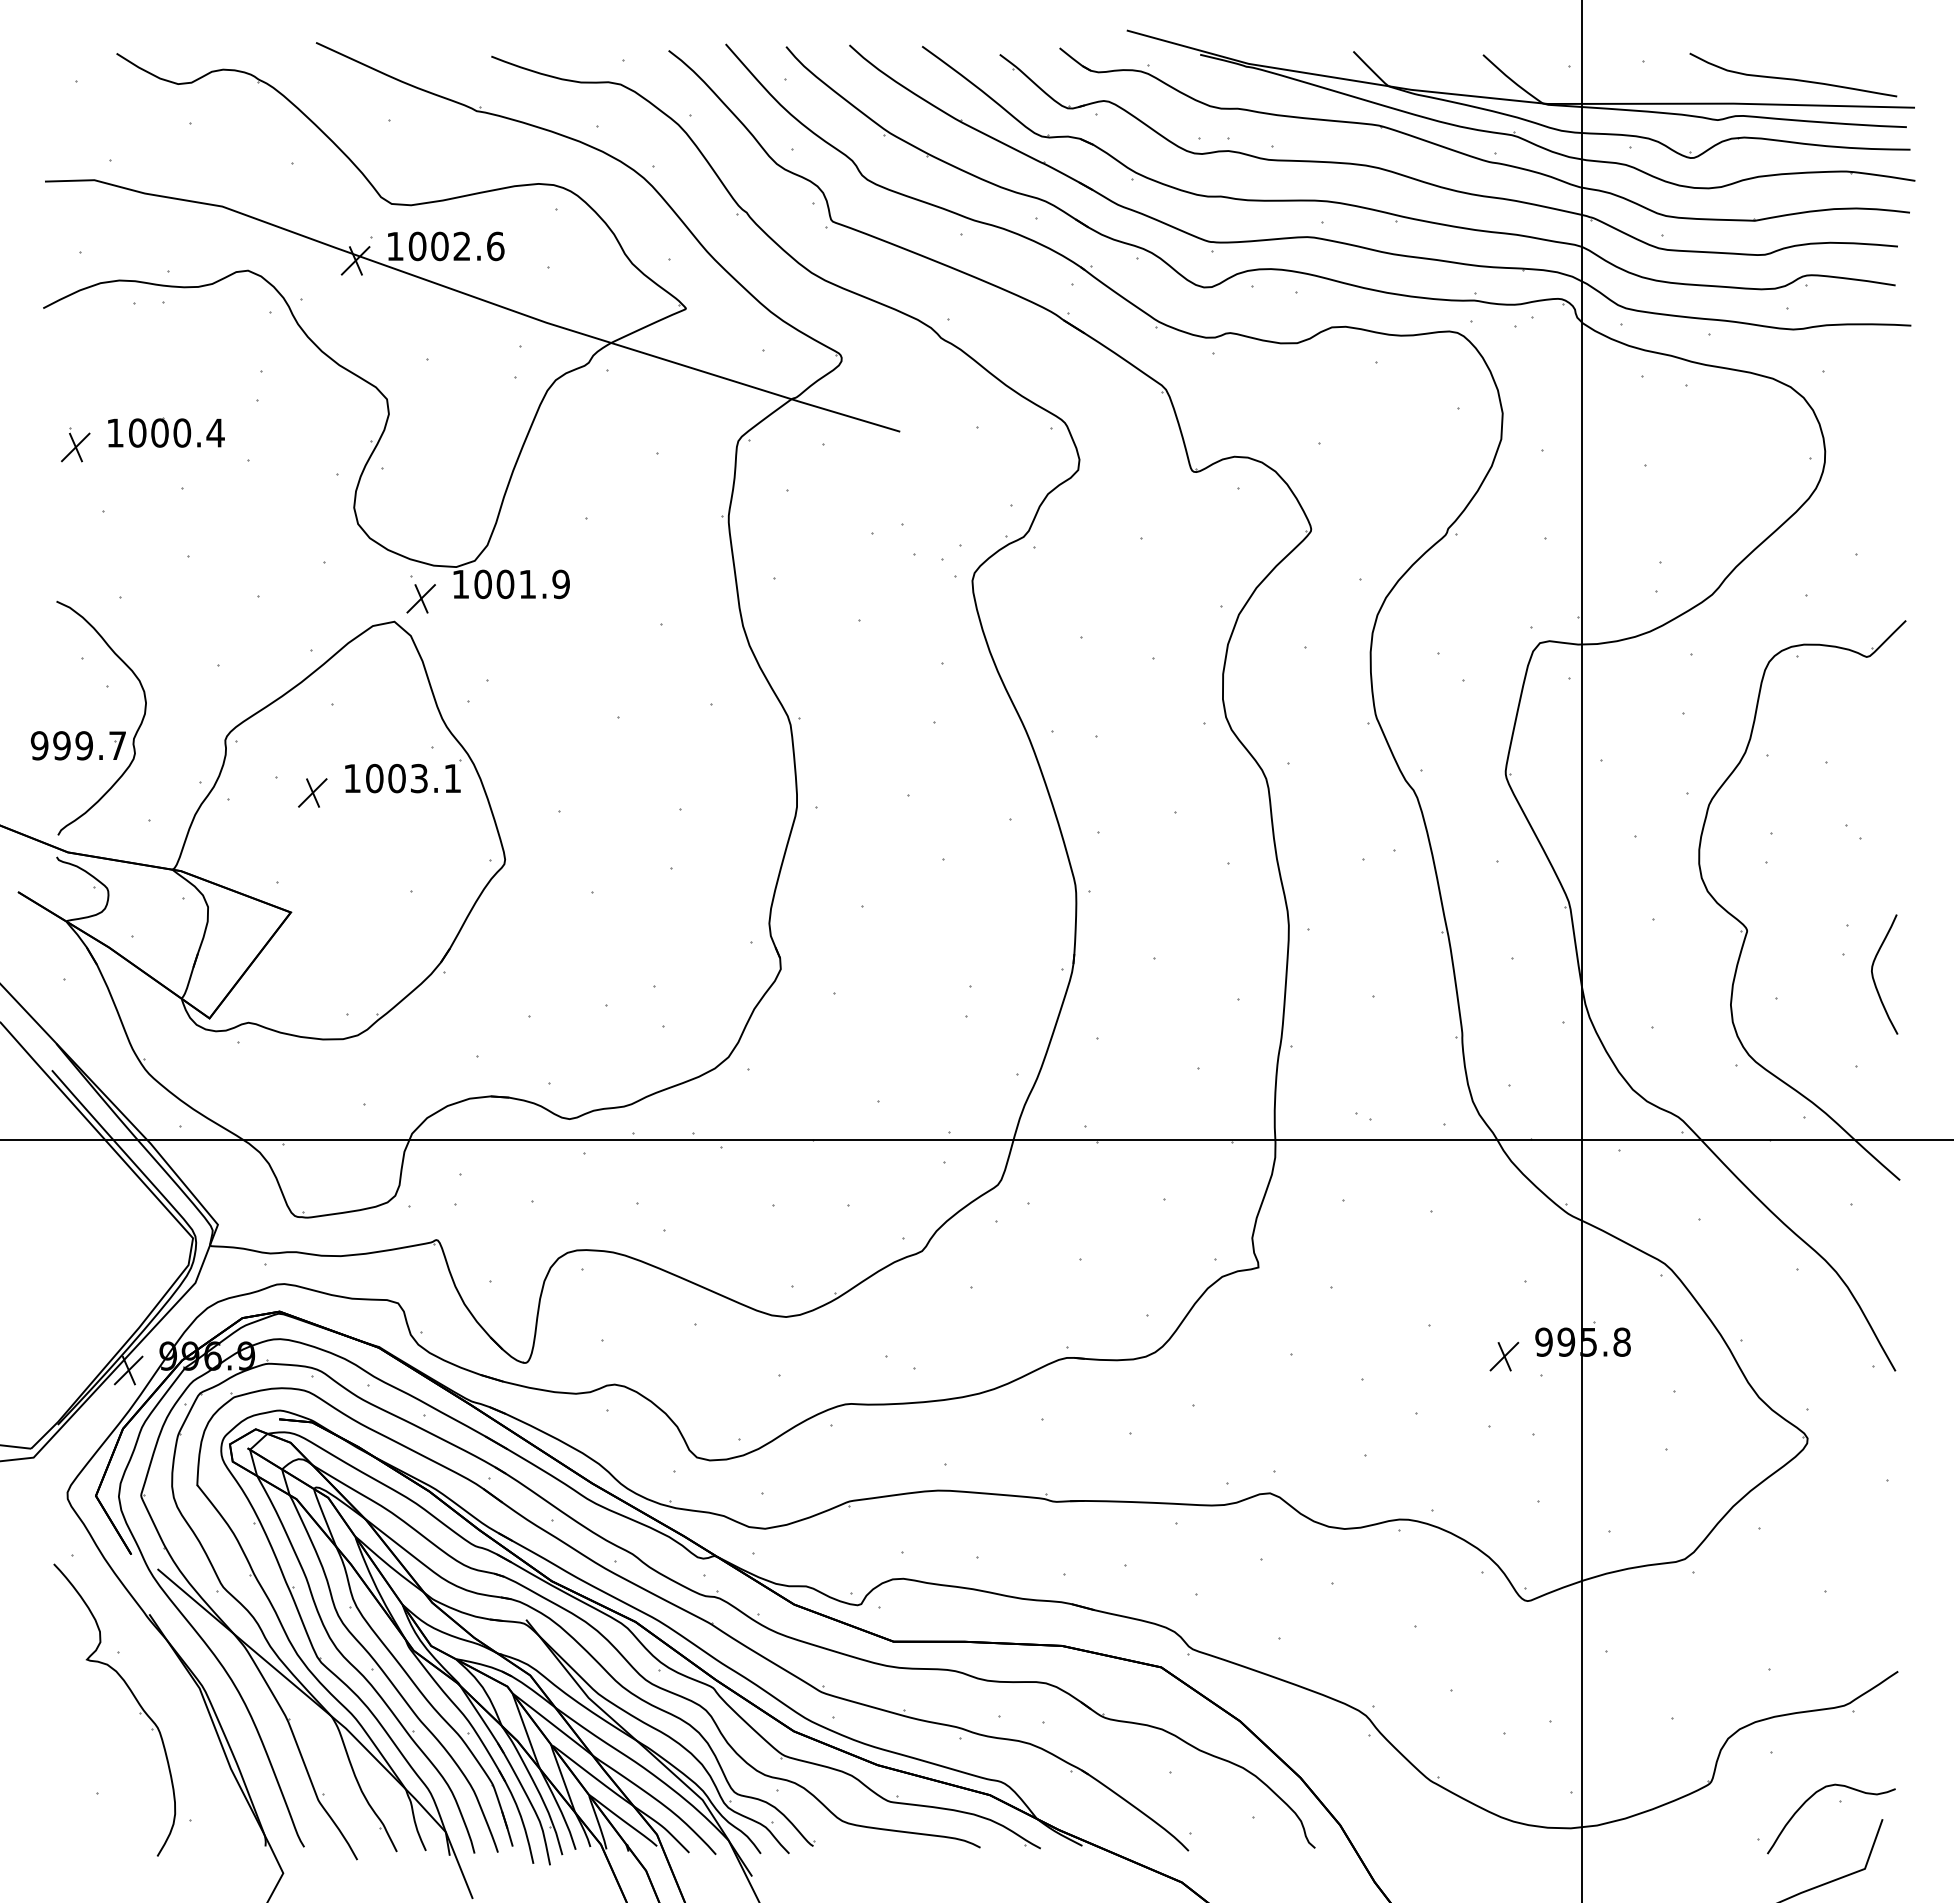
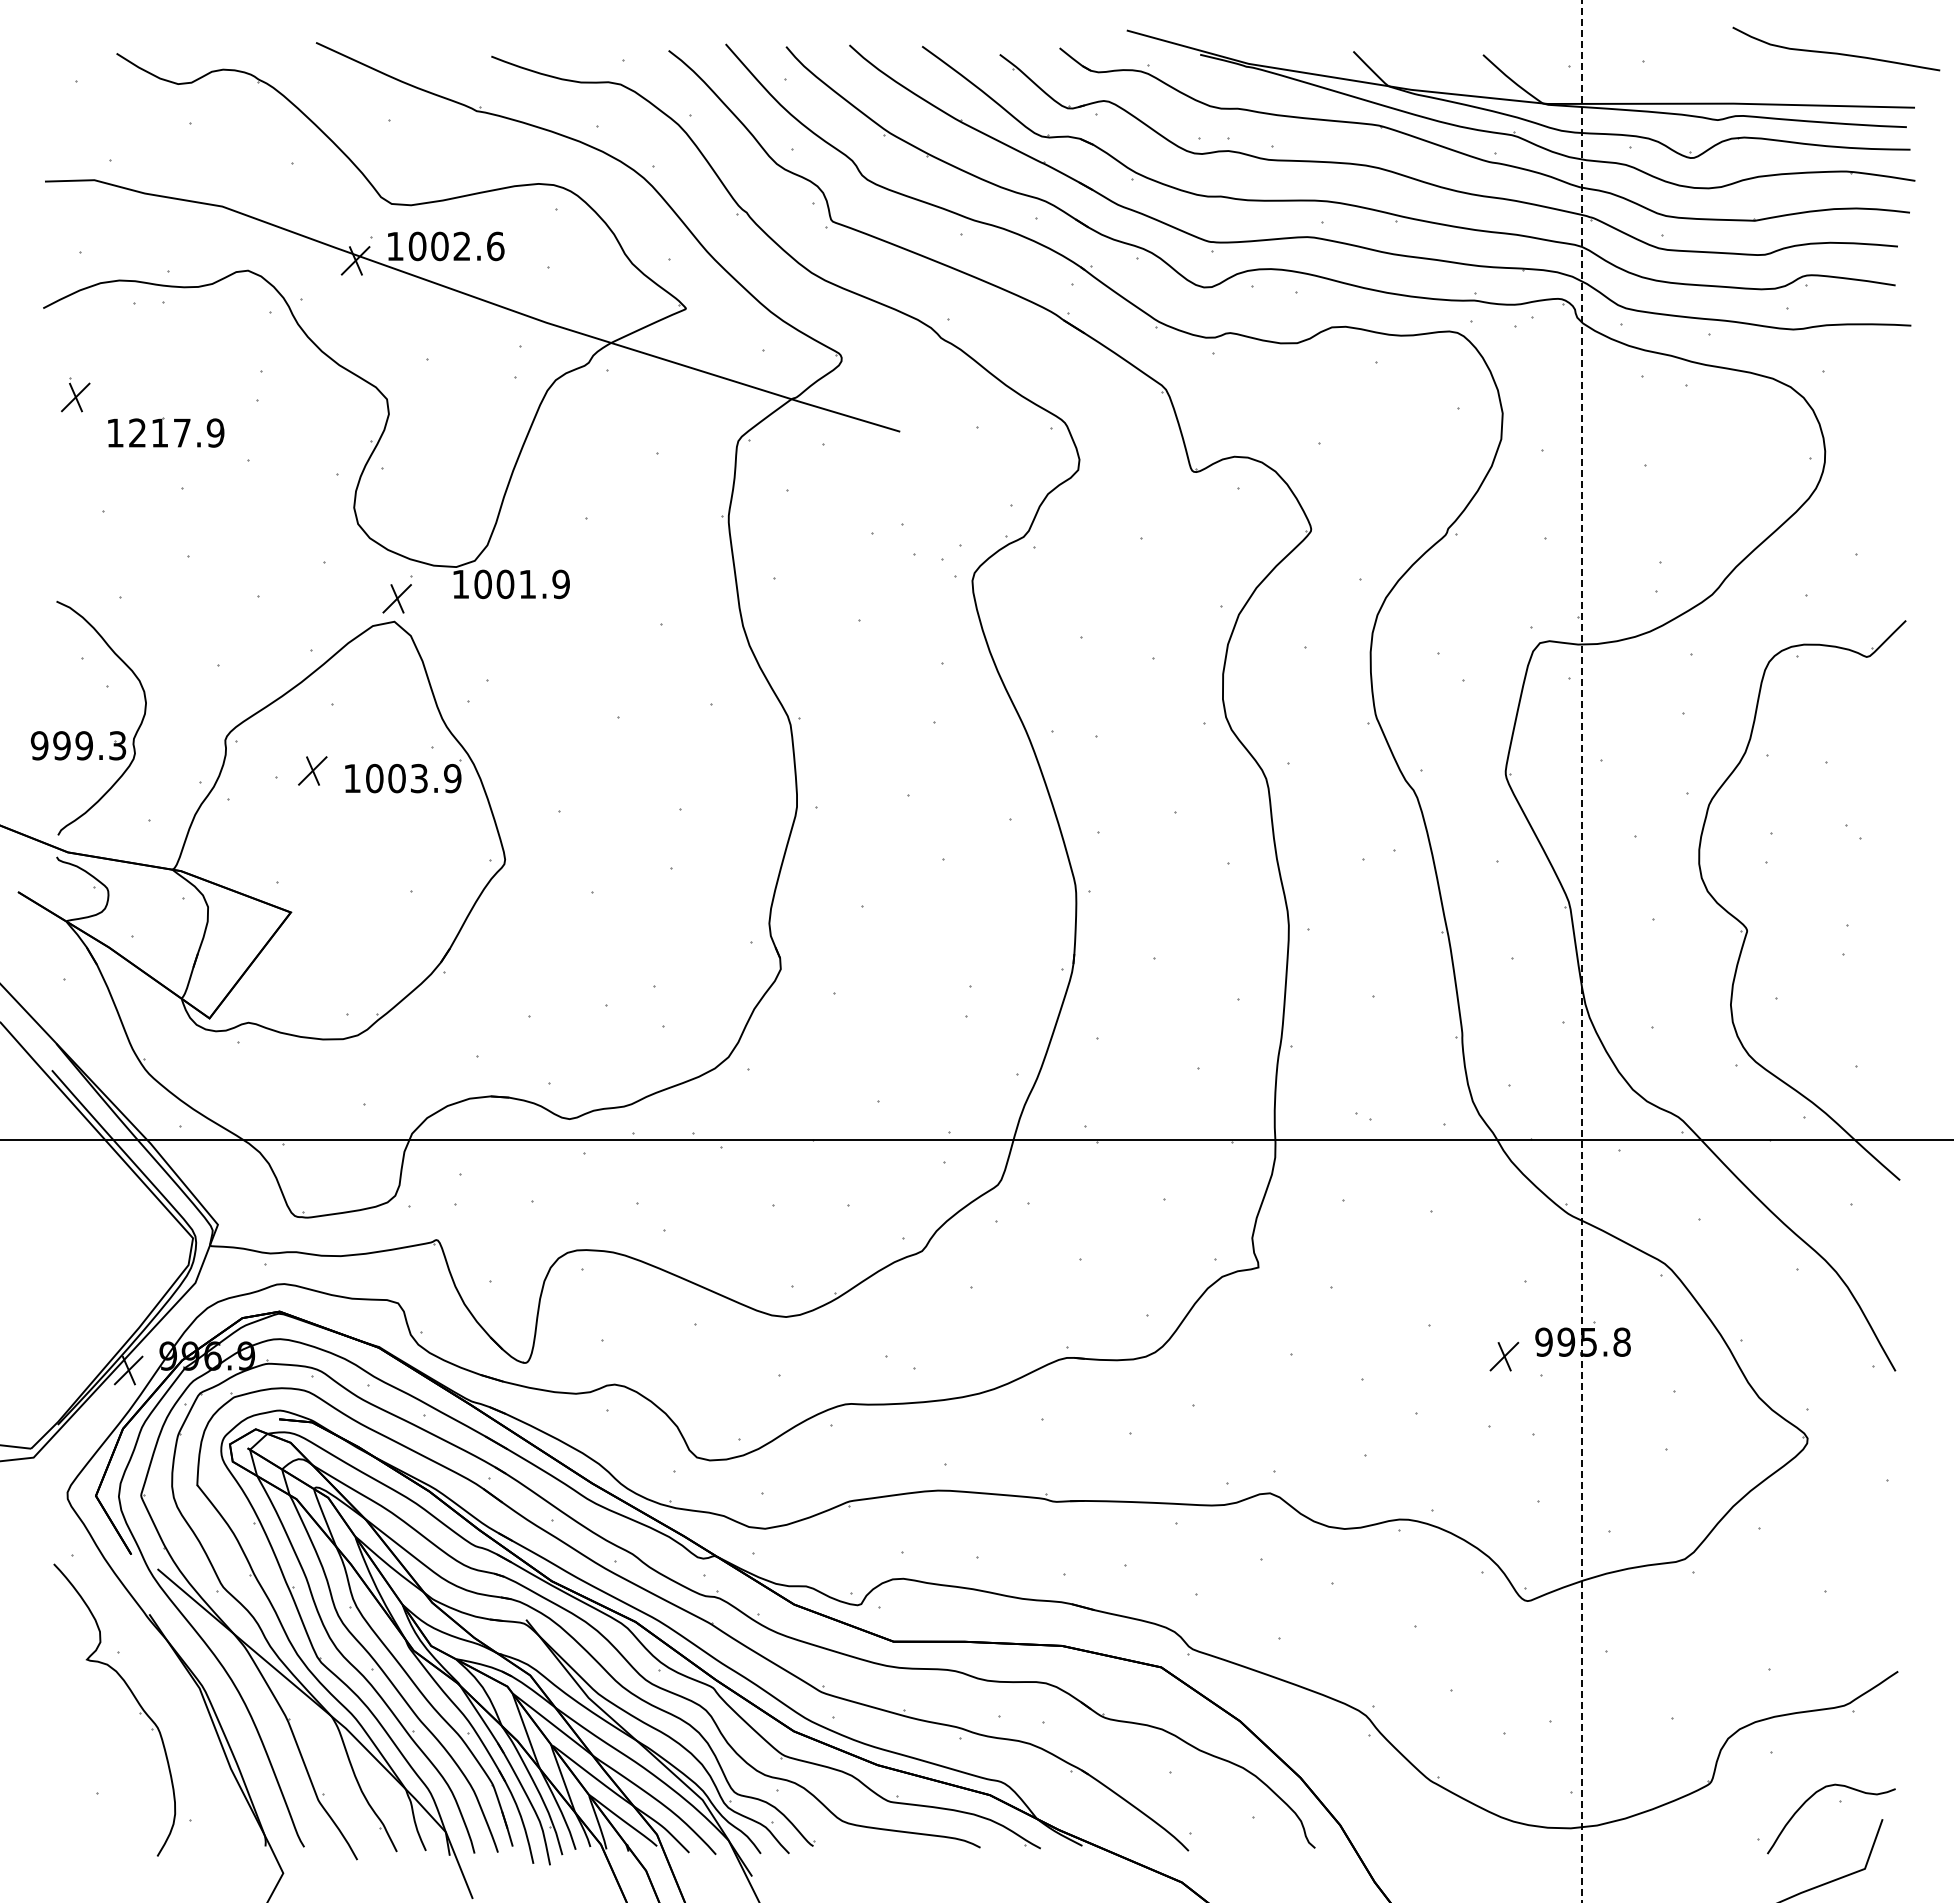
curve position: (1793, 78) -> (1836, 52) (1836, 52)
text: 1000.4 -> 1217.9 (176, 432)
part position: (75, 444) -> (75, 394) (75, 394)
part position: (420, 598) -> (396, 598) (396, 598)
text: 999.7 -> 999.3 (117, 745)
text: 1003.1 -> 1003.9 (452, 778)
part position: (312, 792) -> (312, 770) (312, 770)
line: solid -> dashed (1581, 951)
curve: present -> none (1874, 978)
